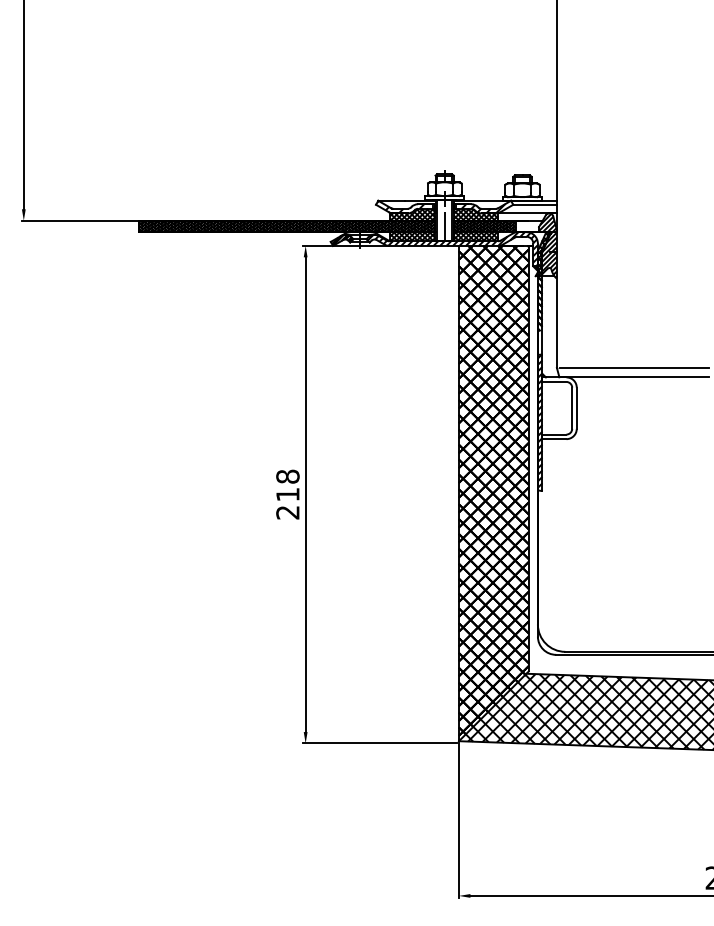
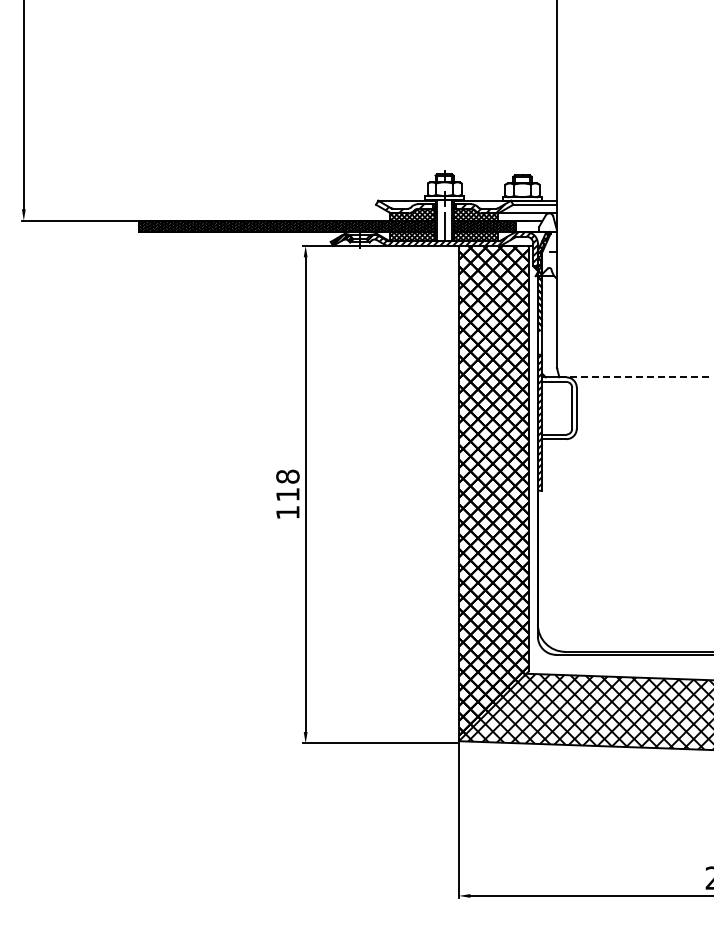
hatch: present -> none (546, 245)
line: present -> none (634, 368)
line: solid -> dashed (634, 377)
text: 218 -> 118 (287, 512)
